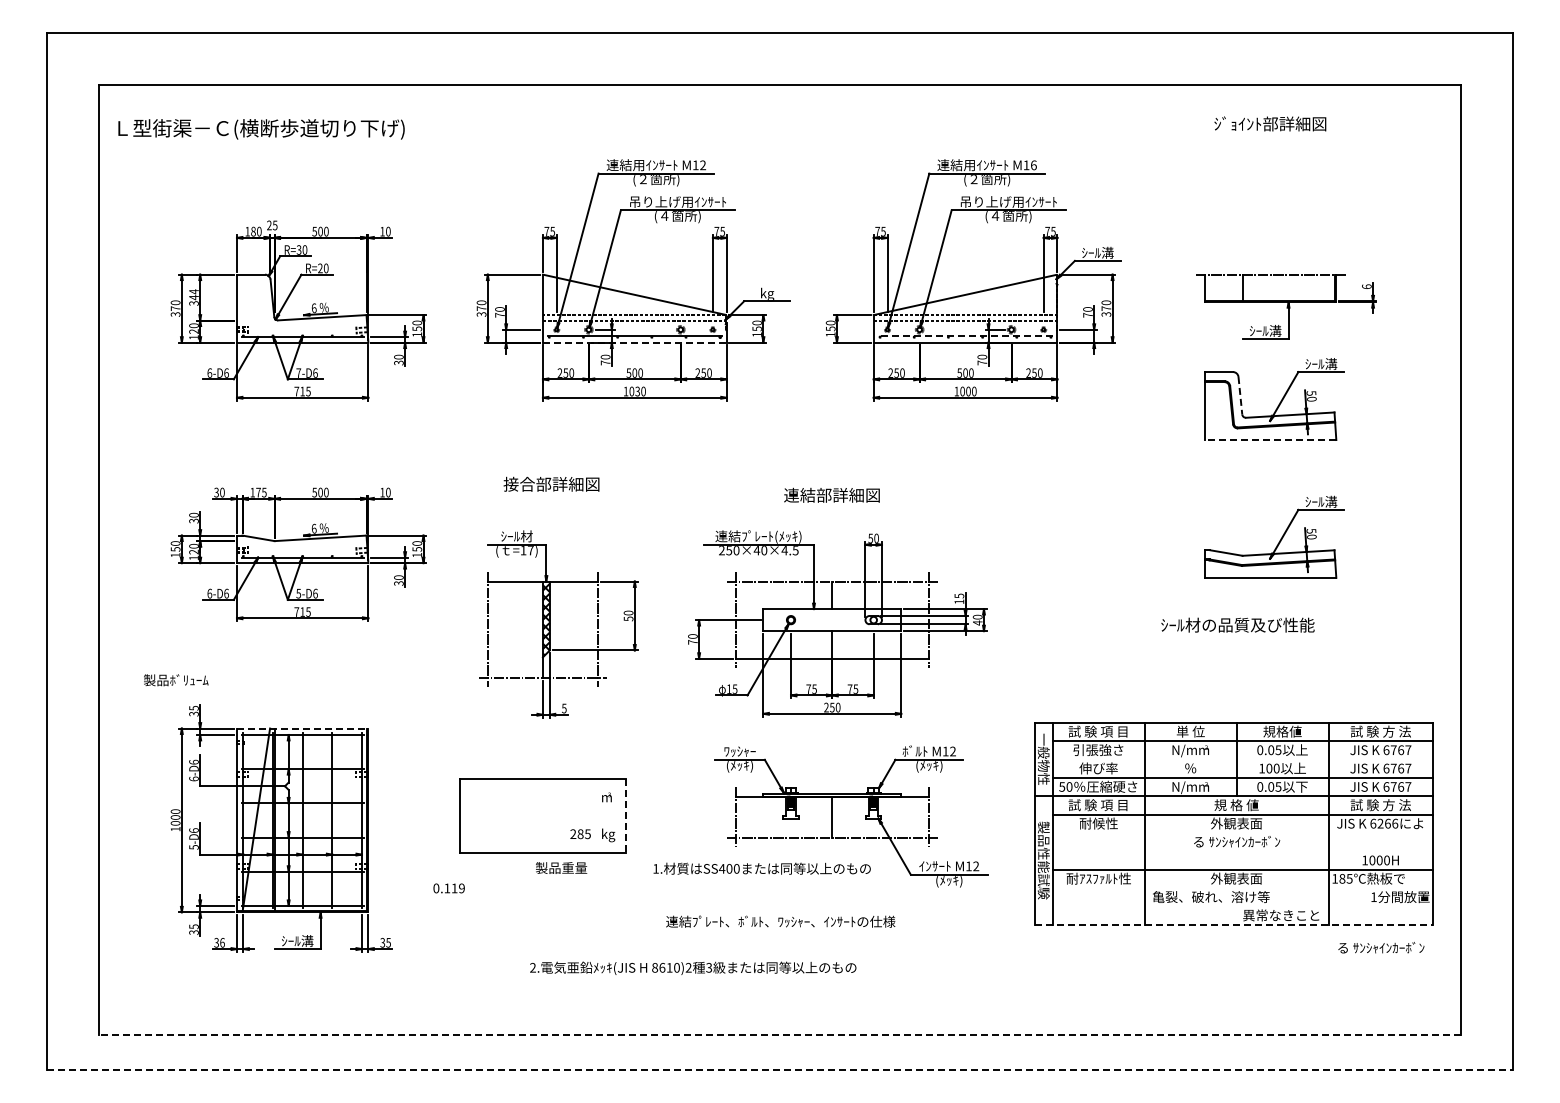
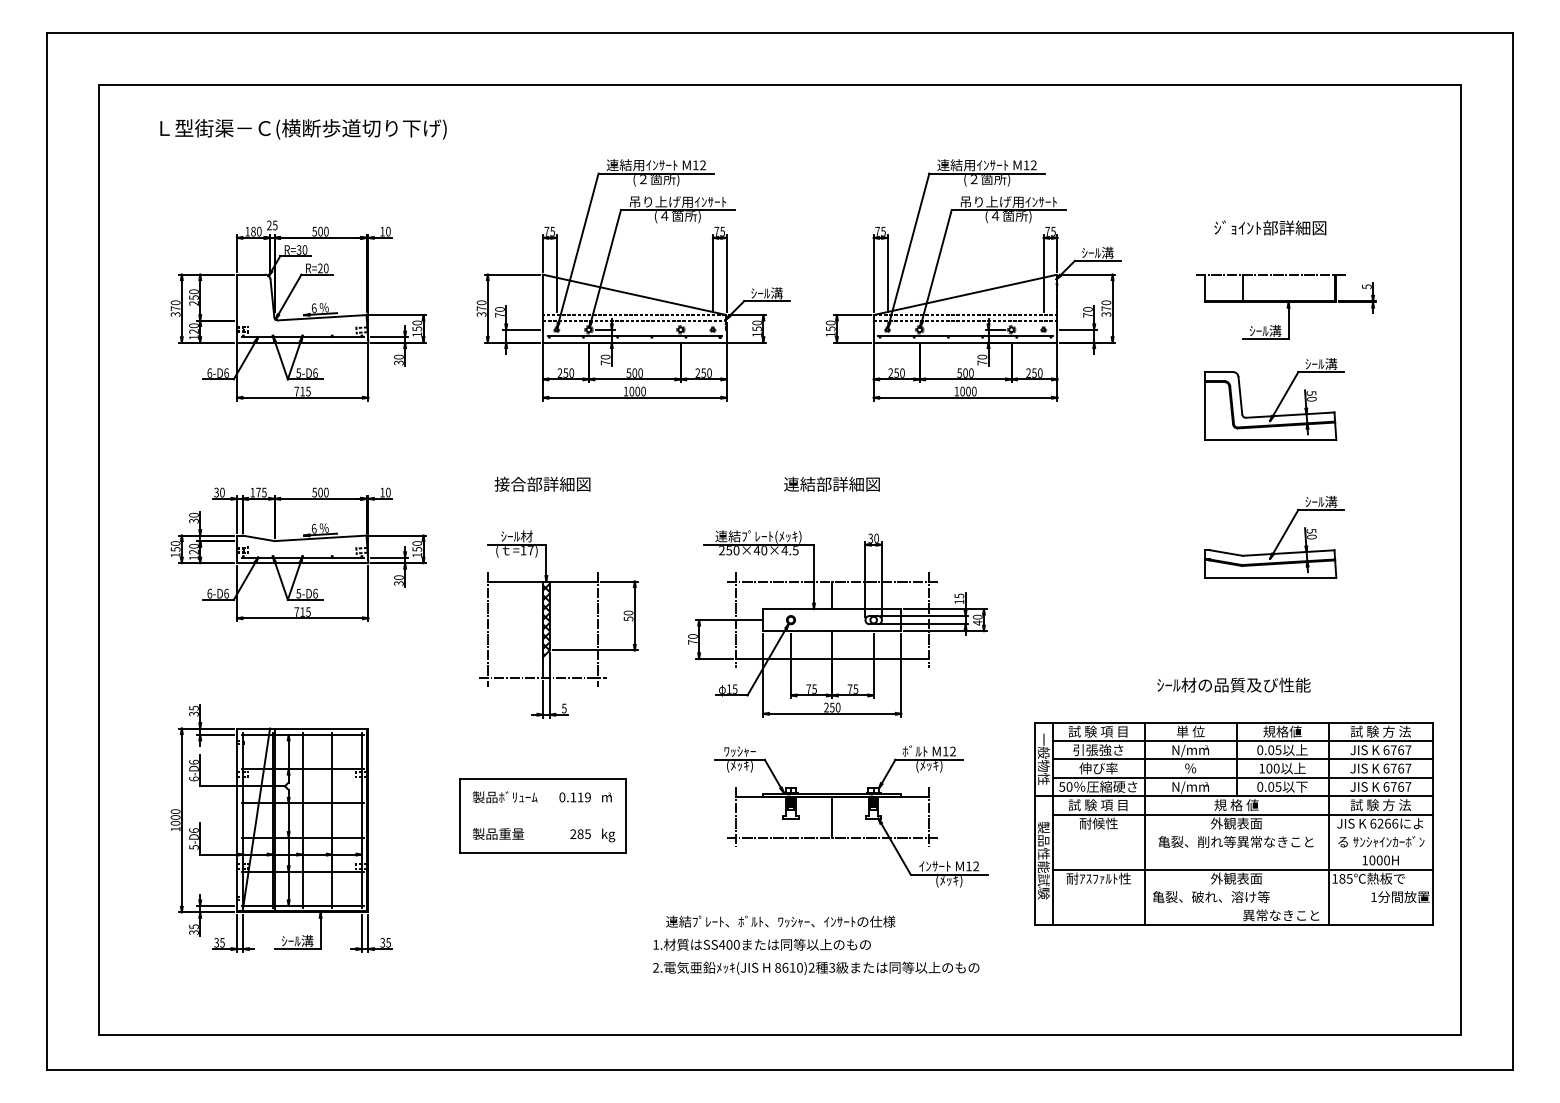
text position: (1270, 123) -> (1270, 227) (1270, 227)
text position: (261, 129) -> (303, 129) (303, 129)
text: M16 -> M12 (1033, 165)
text: 6 -> 5 (1366, 286)
text: kg -> ｼｰﾙ溝 (766, 293)
text: 344 -> 250 (193, 297)
line: dashed -> solid (965, 336)
line: dashed -> solid (634, 342)
text: 7-D6 -> 5-D6 (298, 372)
text: 1030 -> 1000 (637, 391)
line: dashed -> solid (1240, 395)
line: dashed -> solid (1270, 440)
text position: (551, 483) -> (542, 483) (542, 483)
text position: (831, 494) -> (831, 483) (831, 483)
text: 50 -> 30 (870, 537)
text position: (1237, 624) -> (1233, 684) (1233, 684)
text position: (176, 680) -> (505, 797) (505, 797)
line: dashed -> solid (302, 728)
line: none -> present (1242, 759)
line: dashed -> solid (625, 815)
text: る ｻﾝｼｬｲﾝｶｰﾎﾞﾝ -> 亀裂、削れ等異常なきこと (1235, 841)
text position: (561, 867) -> (498, 833) (498, 833)
text position: (761, 868) -> (761, 944) (761, 944)
text position: (448, 888) -> (574, 797) (574, 797)
line: dashed -> solid (1234, 924)
text: 36 -> 35 (222, 942)
text position: (1381, 947) -> (1381, 841) (1381, 841)
text position: (693, 967) -> (816, 967) (816, 967)
line: dashed -> solid (780, 1035)
line: dashed -> solid (780, 1069)
